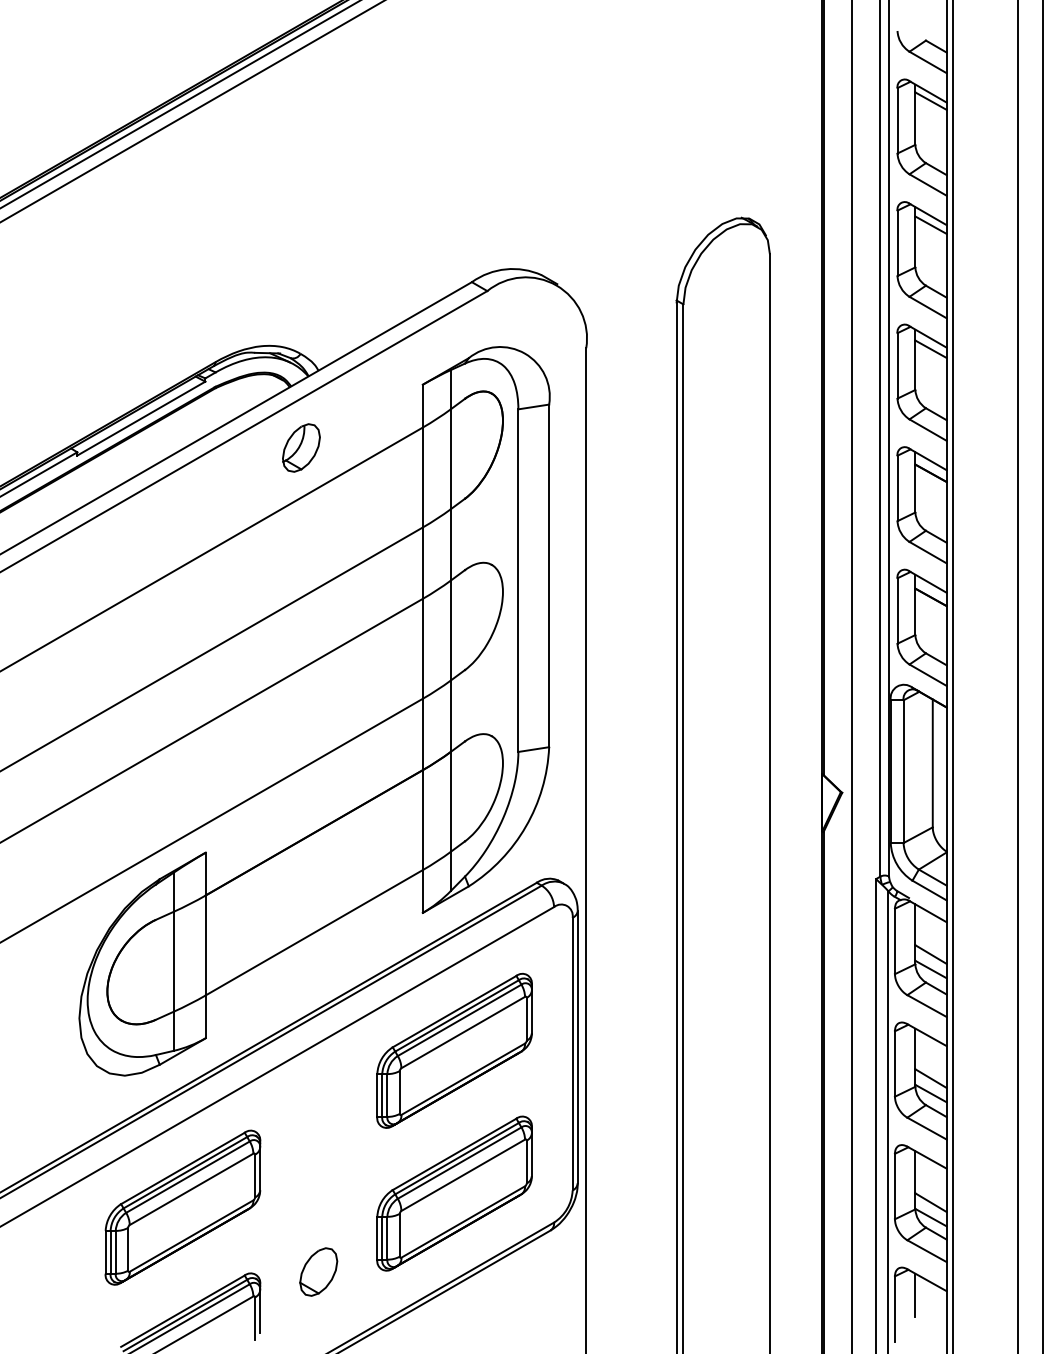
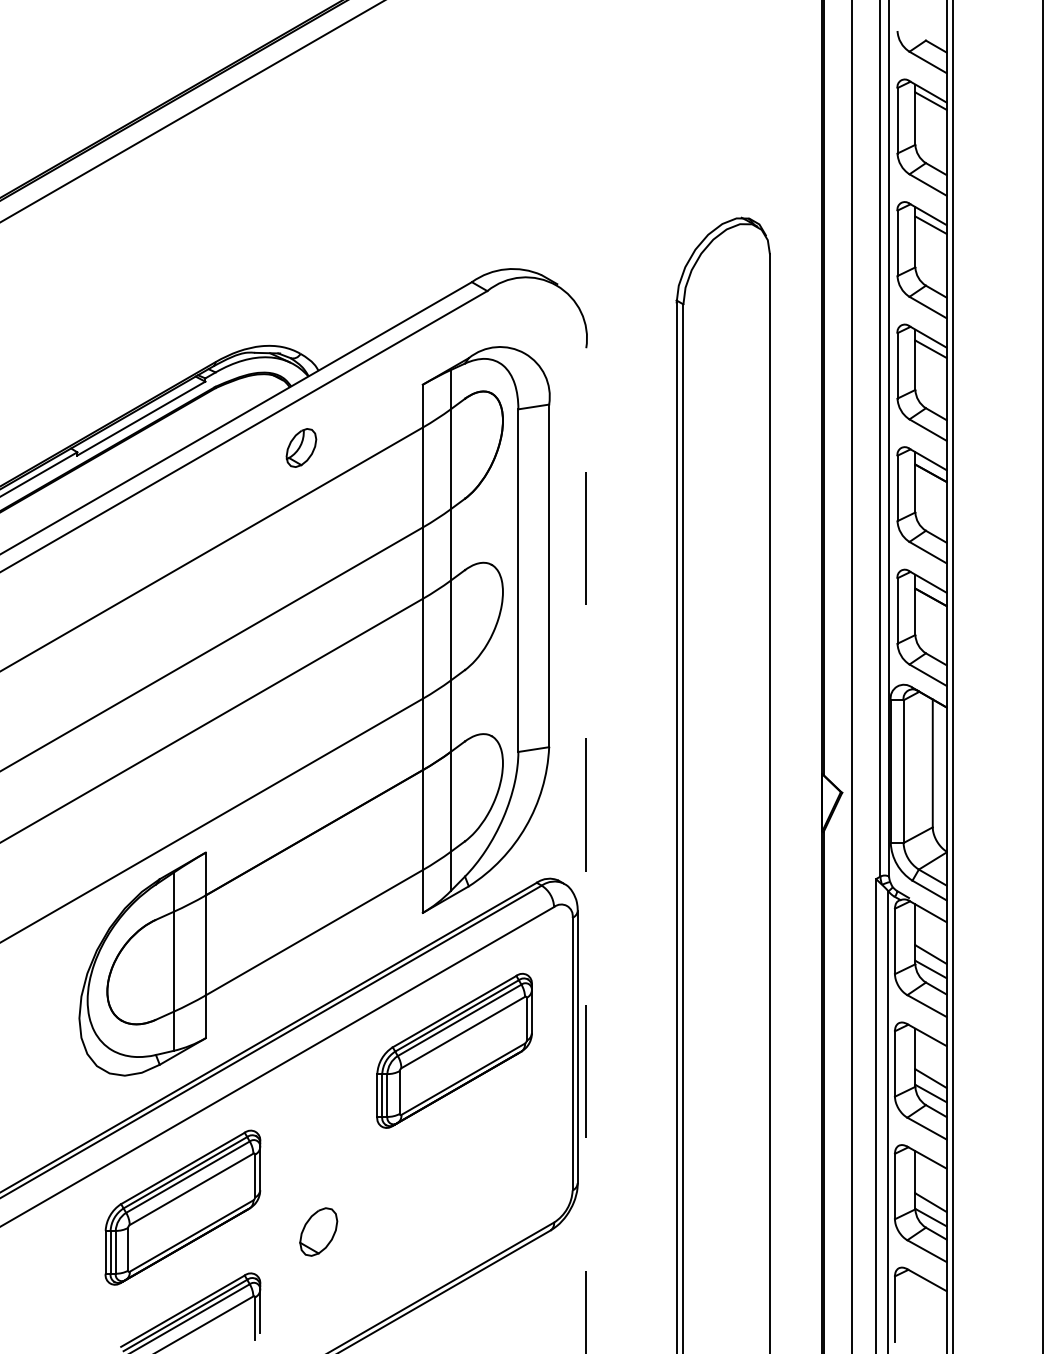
line: present -> none (179, 104)
part size: 39x50 px -> 33x40 px (301, 447)
line: present -> none (1017, 676)
line: solid -> dashed (586, 850)
part: present -> none (454, 1193)
part position: (318, 1271) -> (318, 1231) (318, 1231)
line: present -> none (915, 1295)
